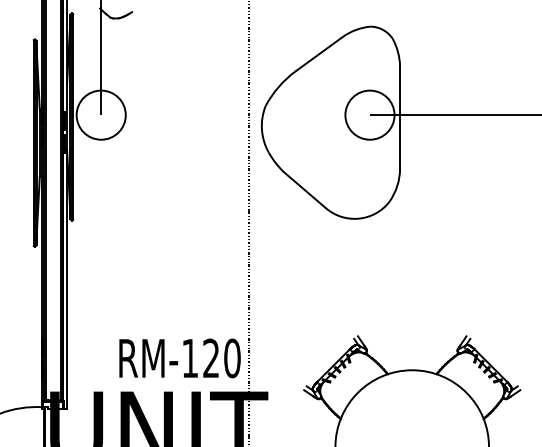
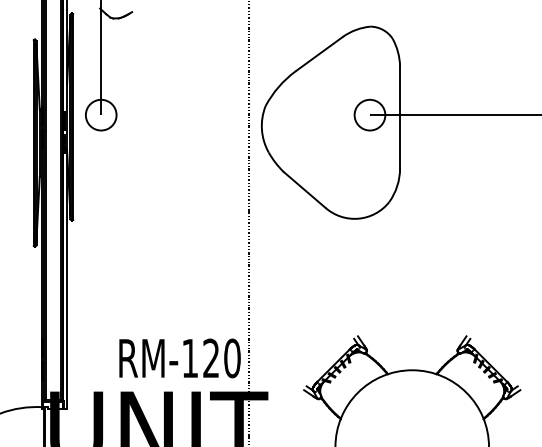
circle diameter: 49 px -> 31 px (100, 114)
circle diameter: 49 px -> 31 px (369, 114)
